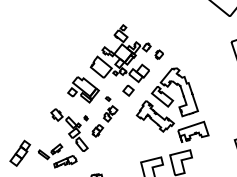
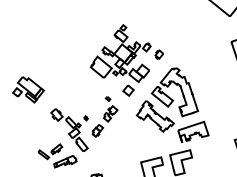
part position: (83, 89) -> (28, 89) (28, 89)
part: present -> none (20, 152)
